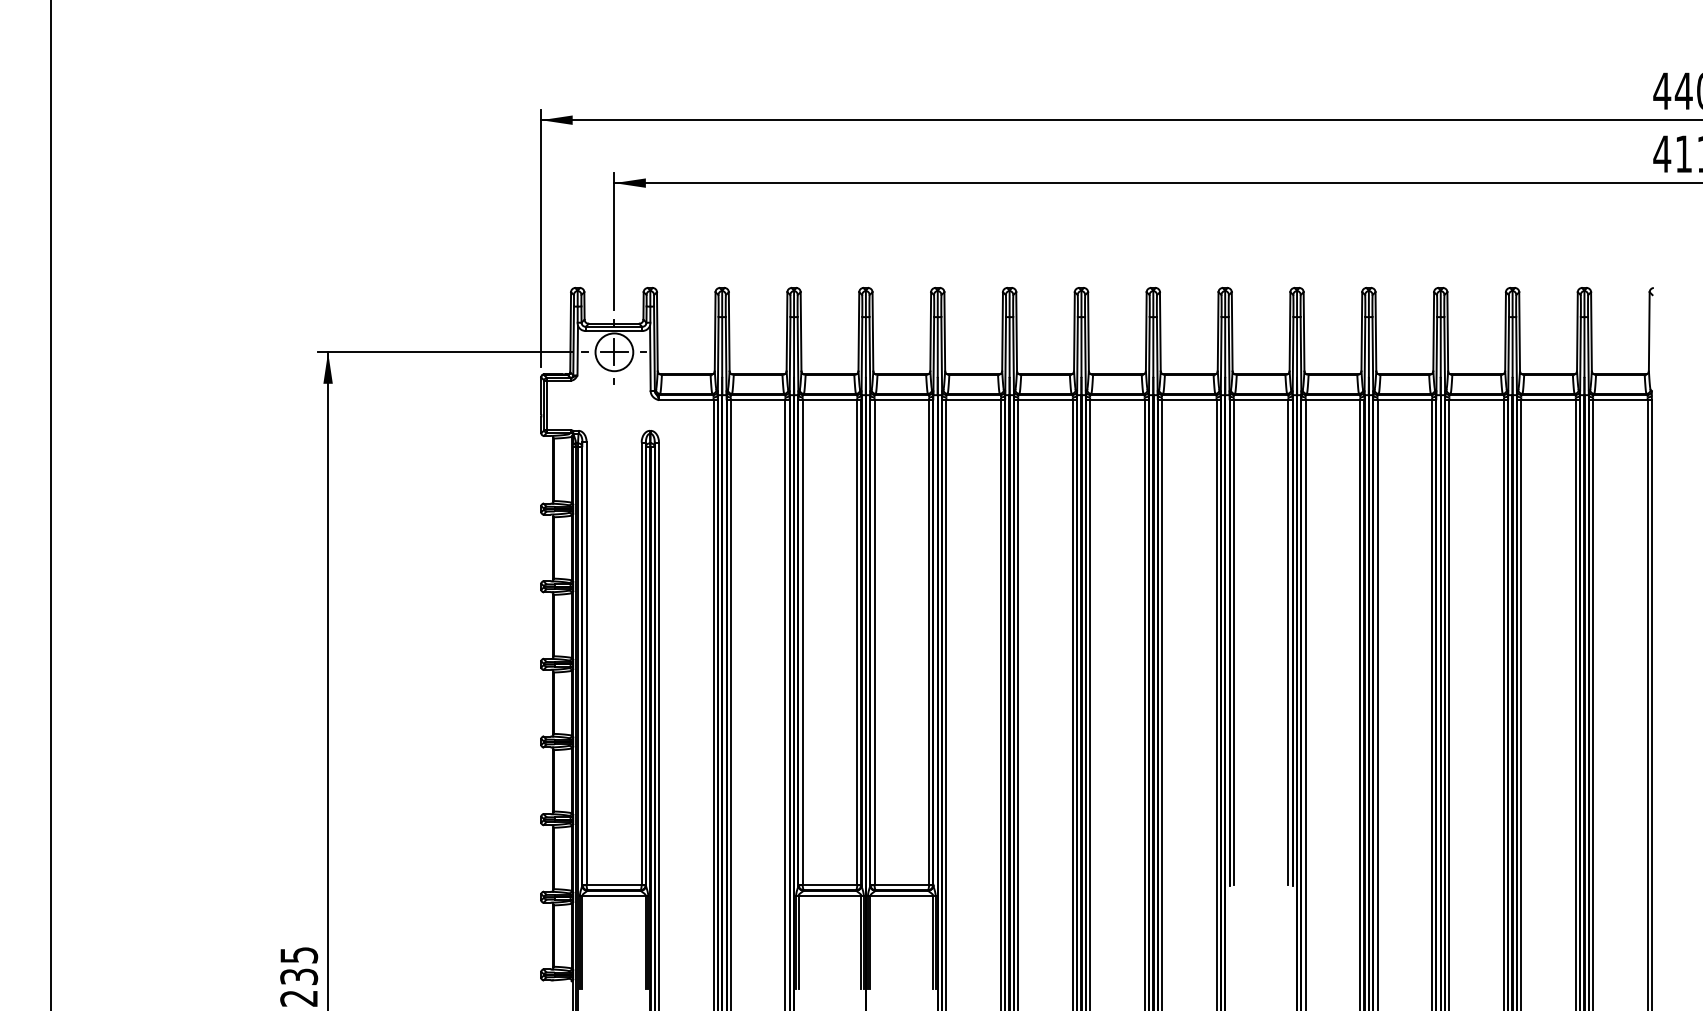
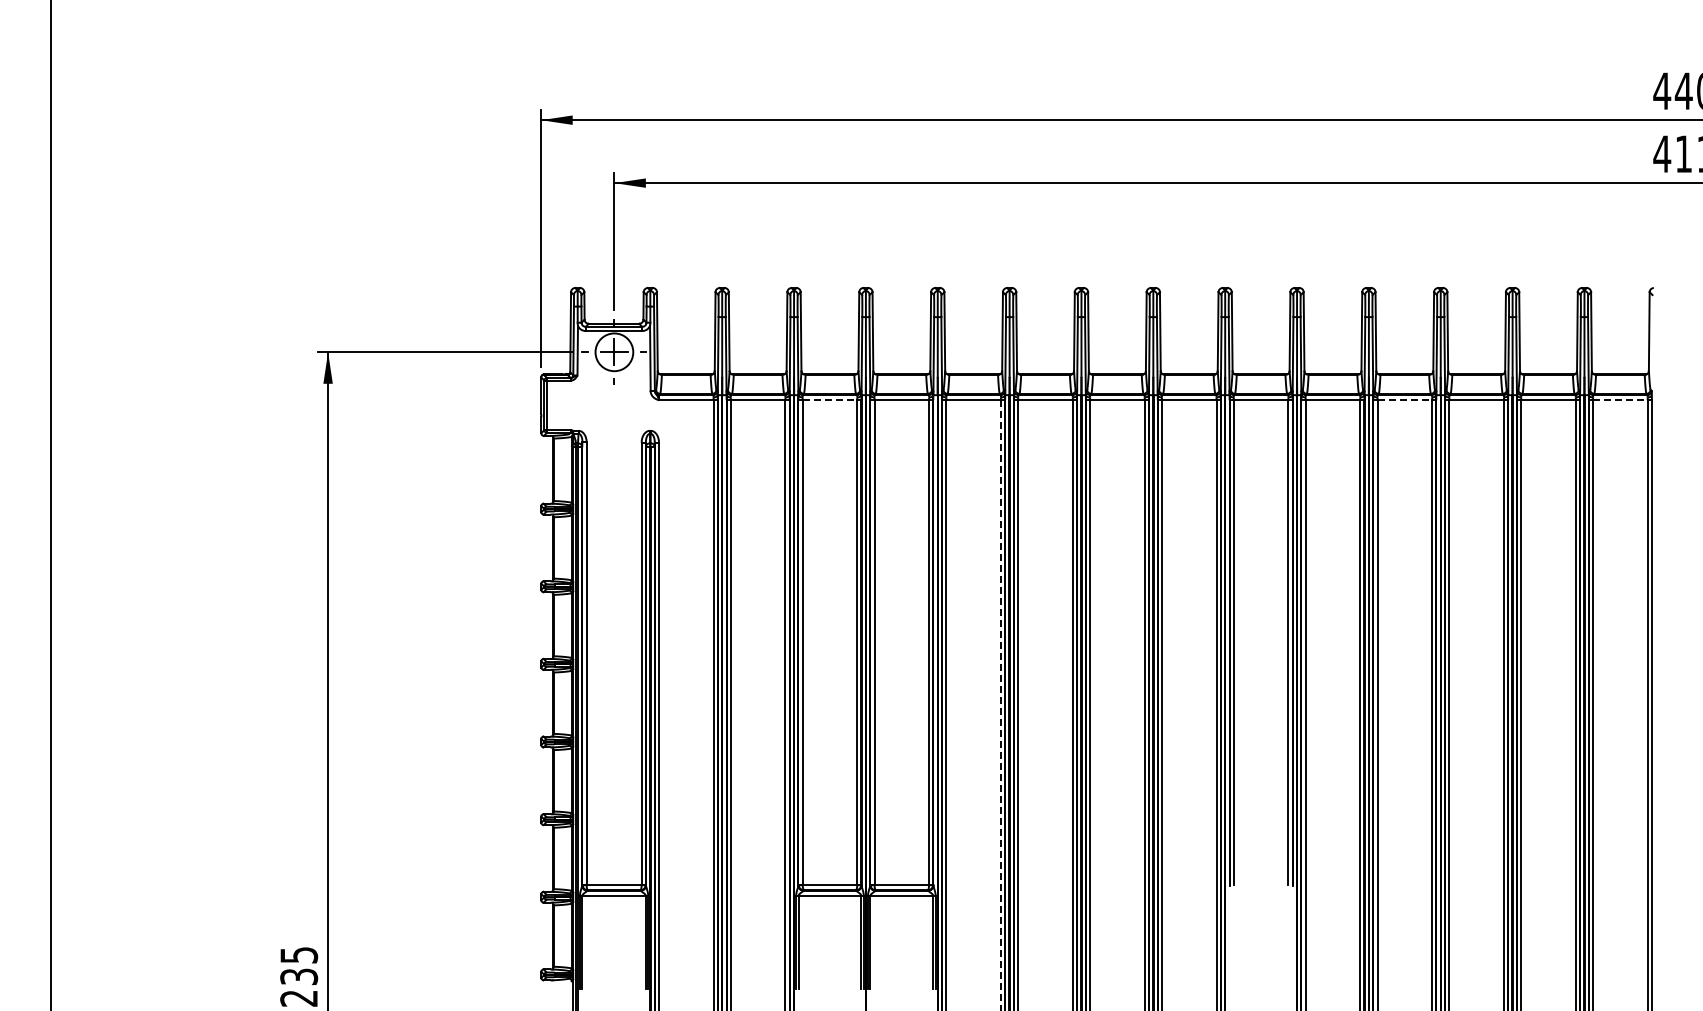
line: solid -> dashed (830, 400)
line: solid -> dashed (1405, 400)
line: solid -> dashed (1620, 400)
line: solid -> dashed (1000, 705)
